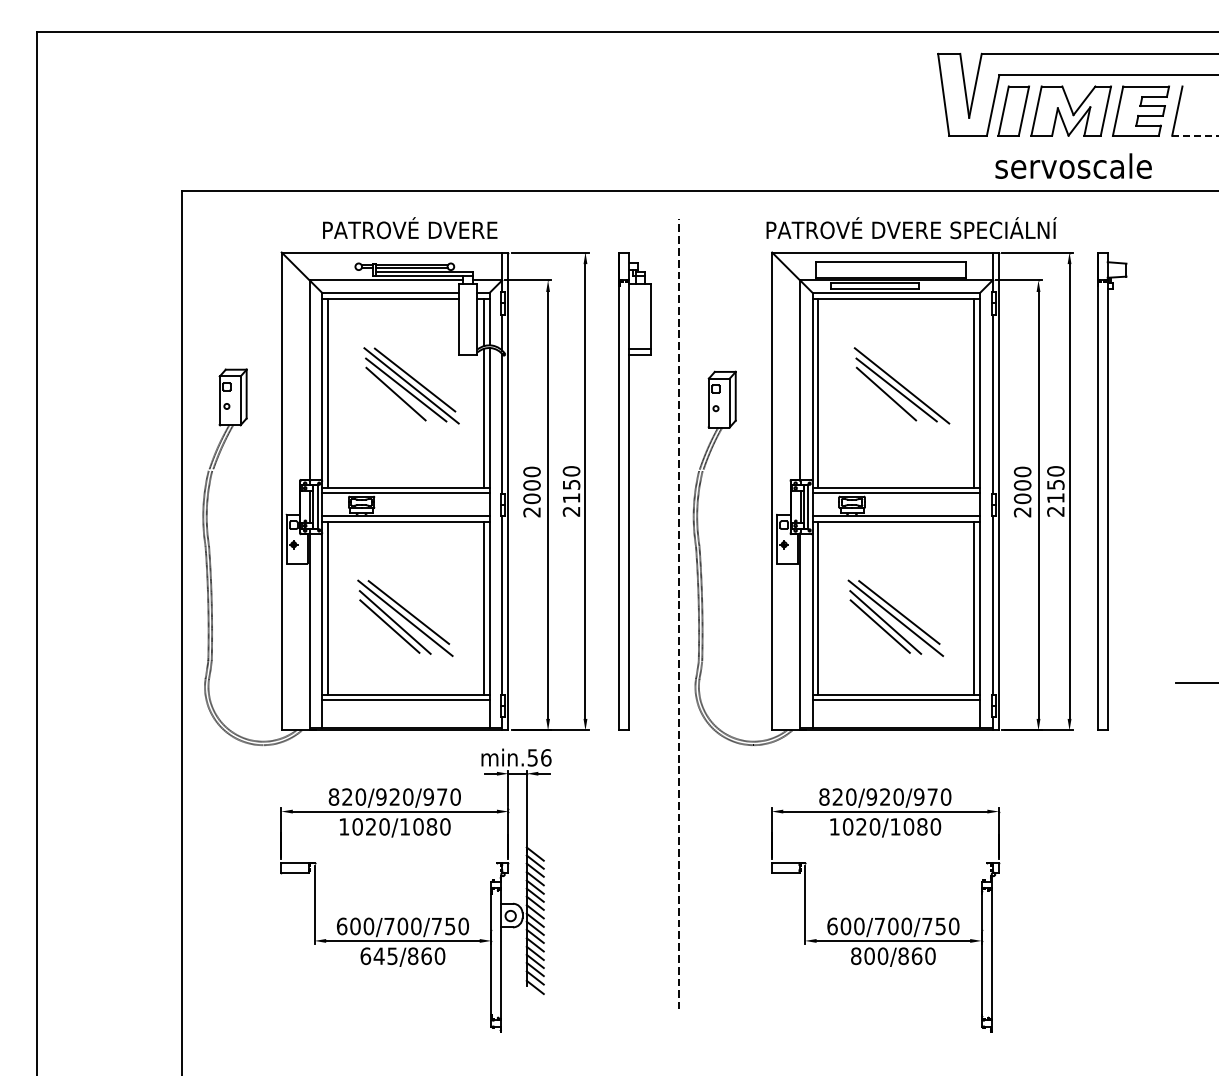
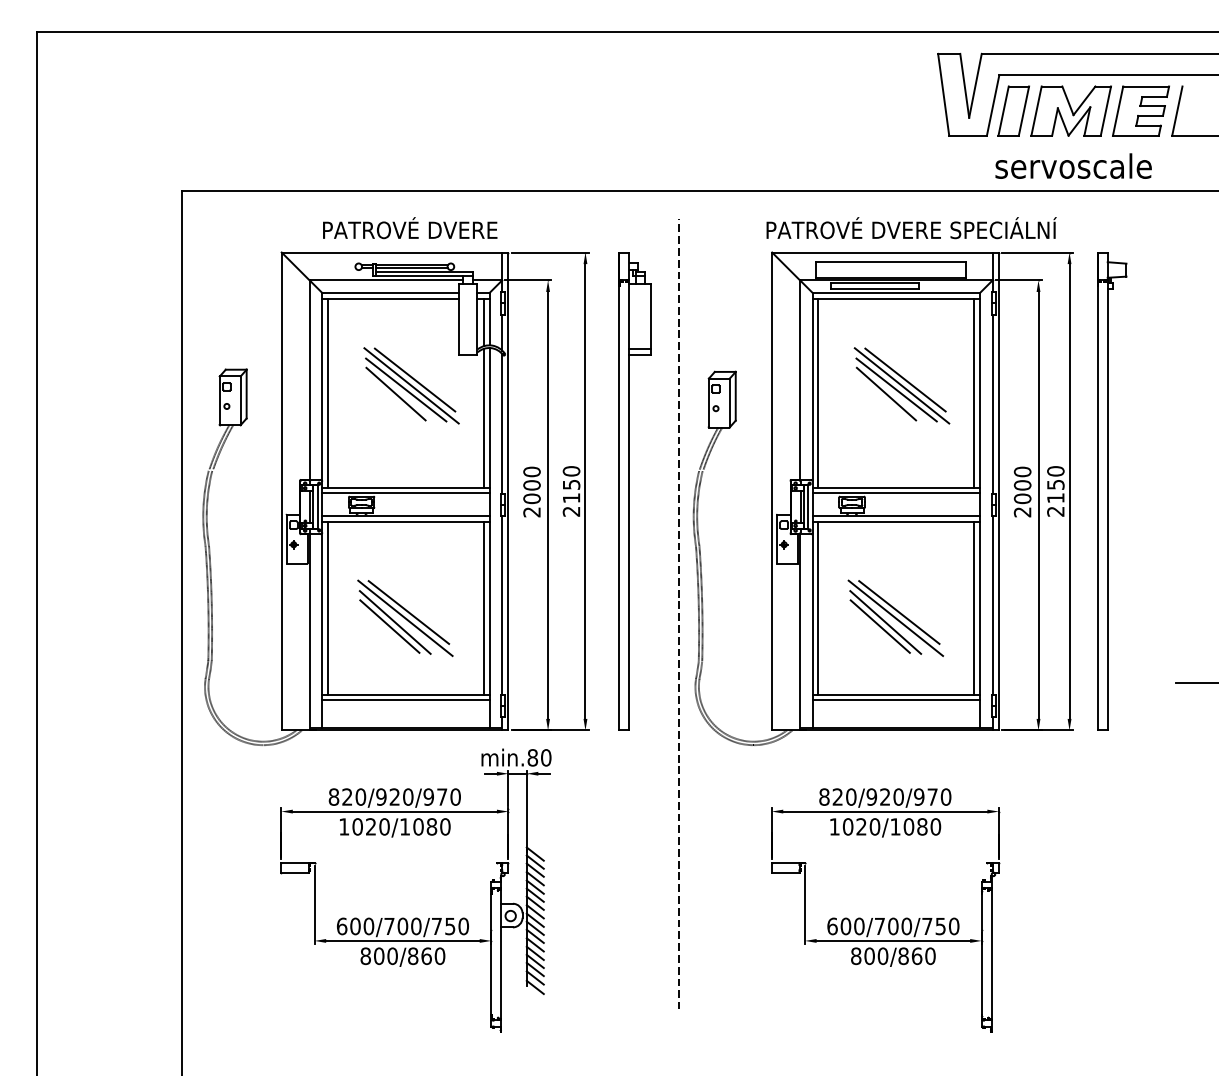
line: dashed -> solid (1195, 135)
line: none -> present (905, 379)
text: min.56 -> min.80 (539, 757)
text: 645/860 -> 800/860 (378, 956)
